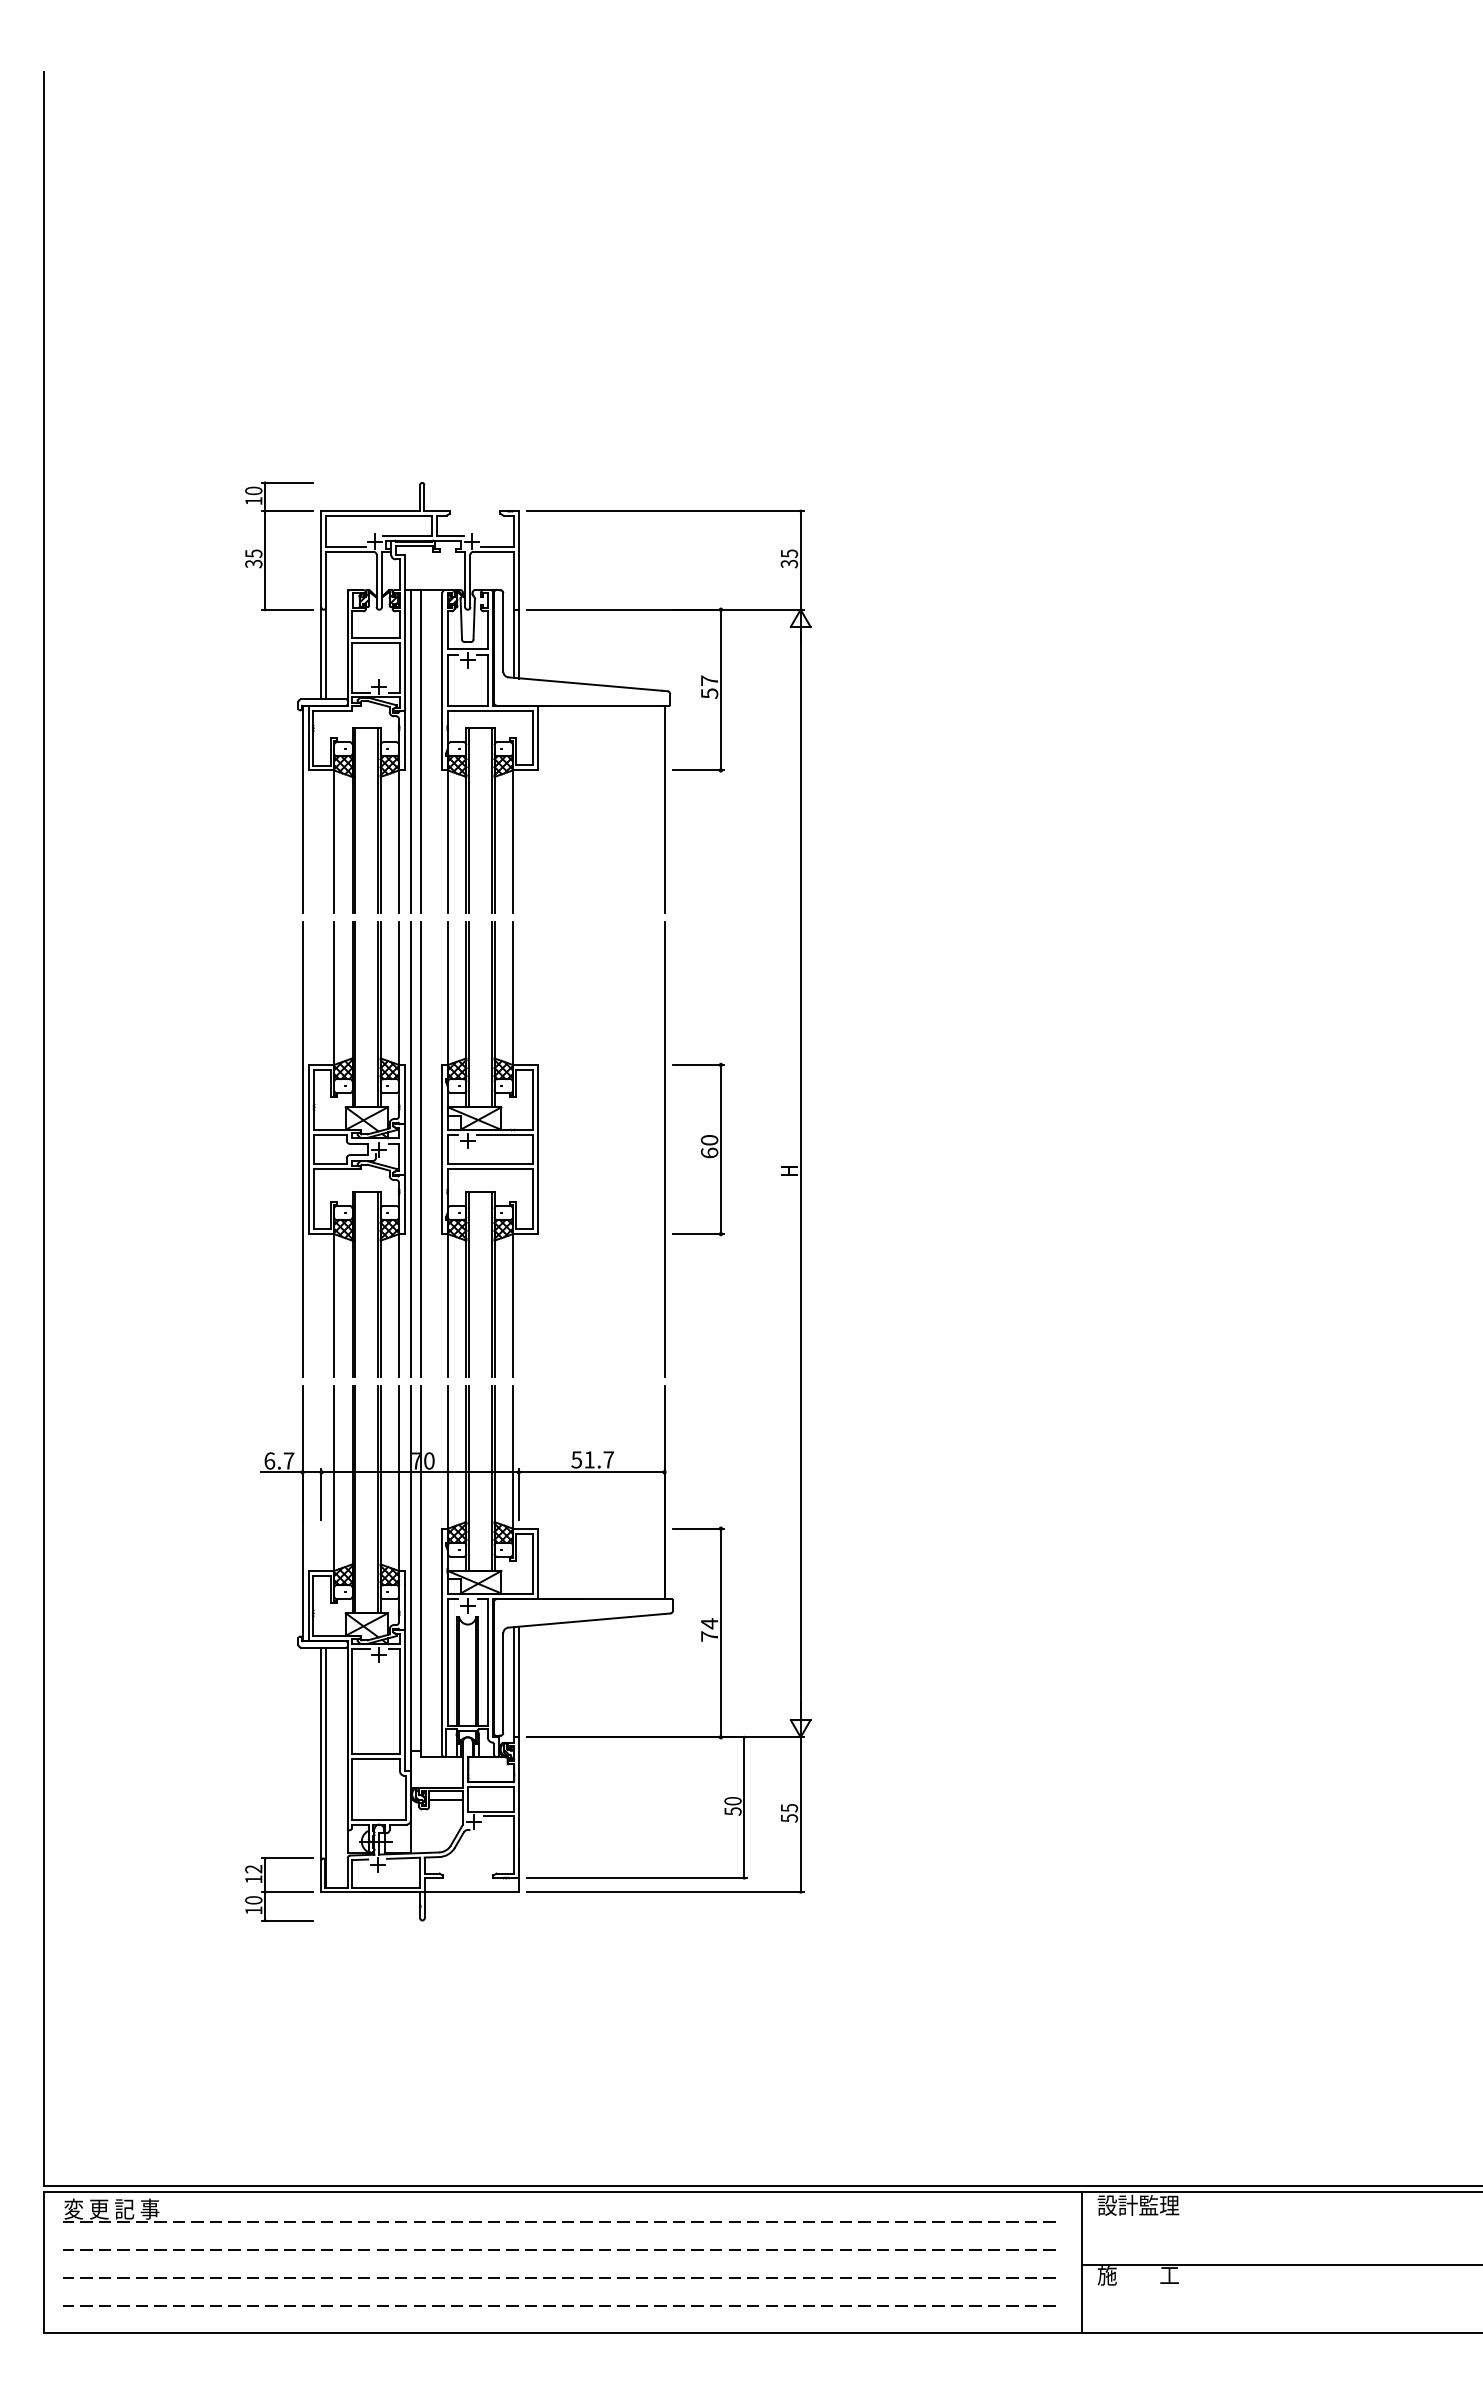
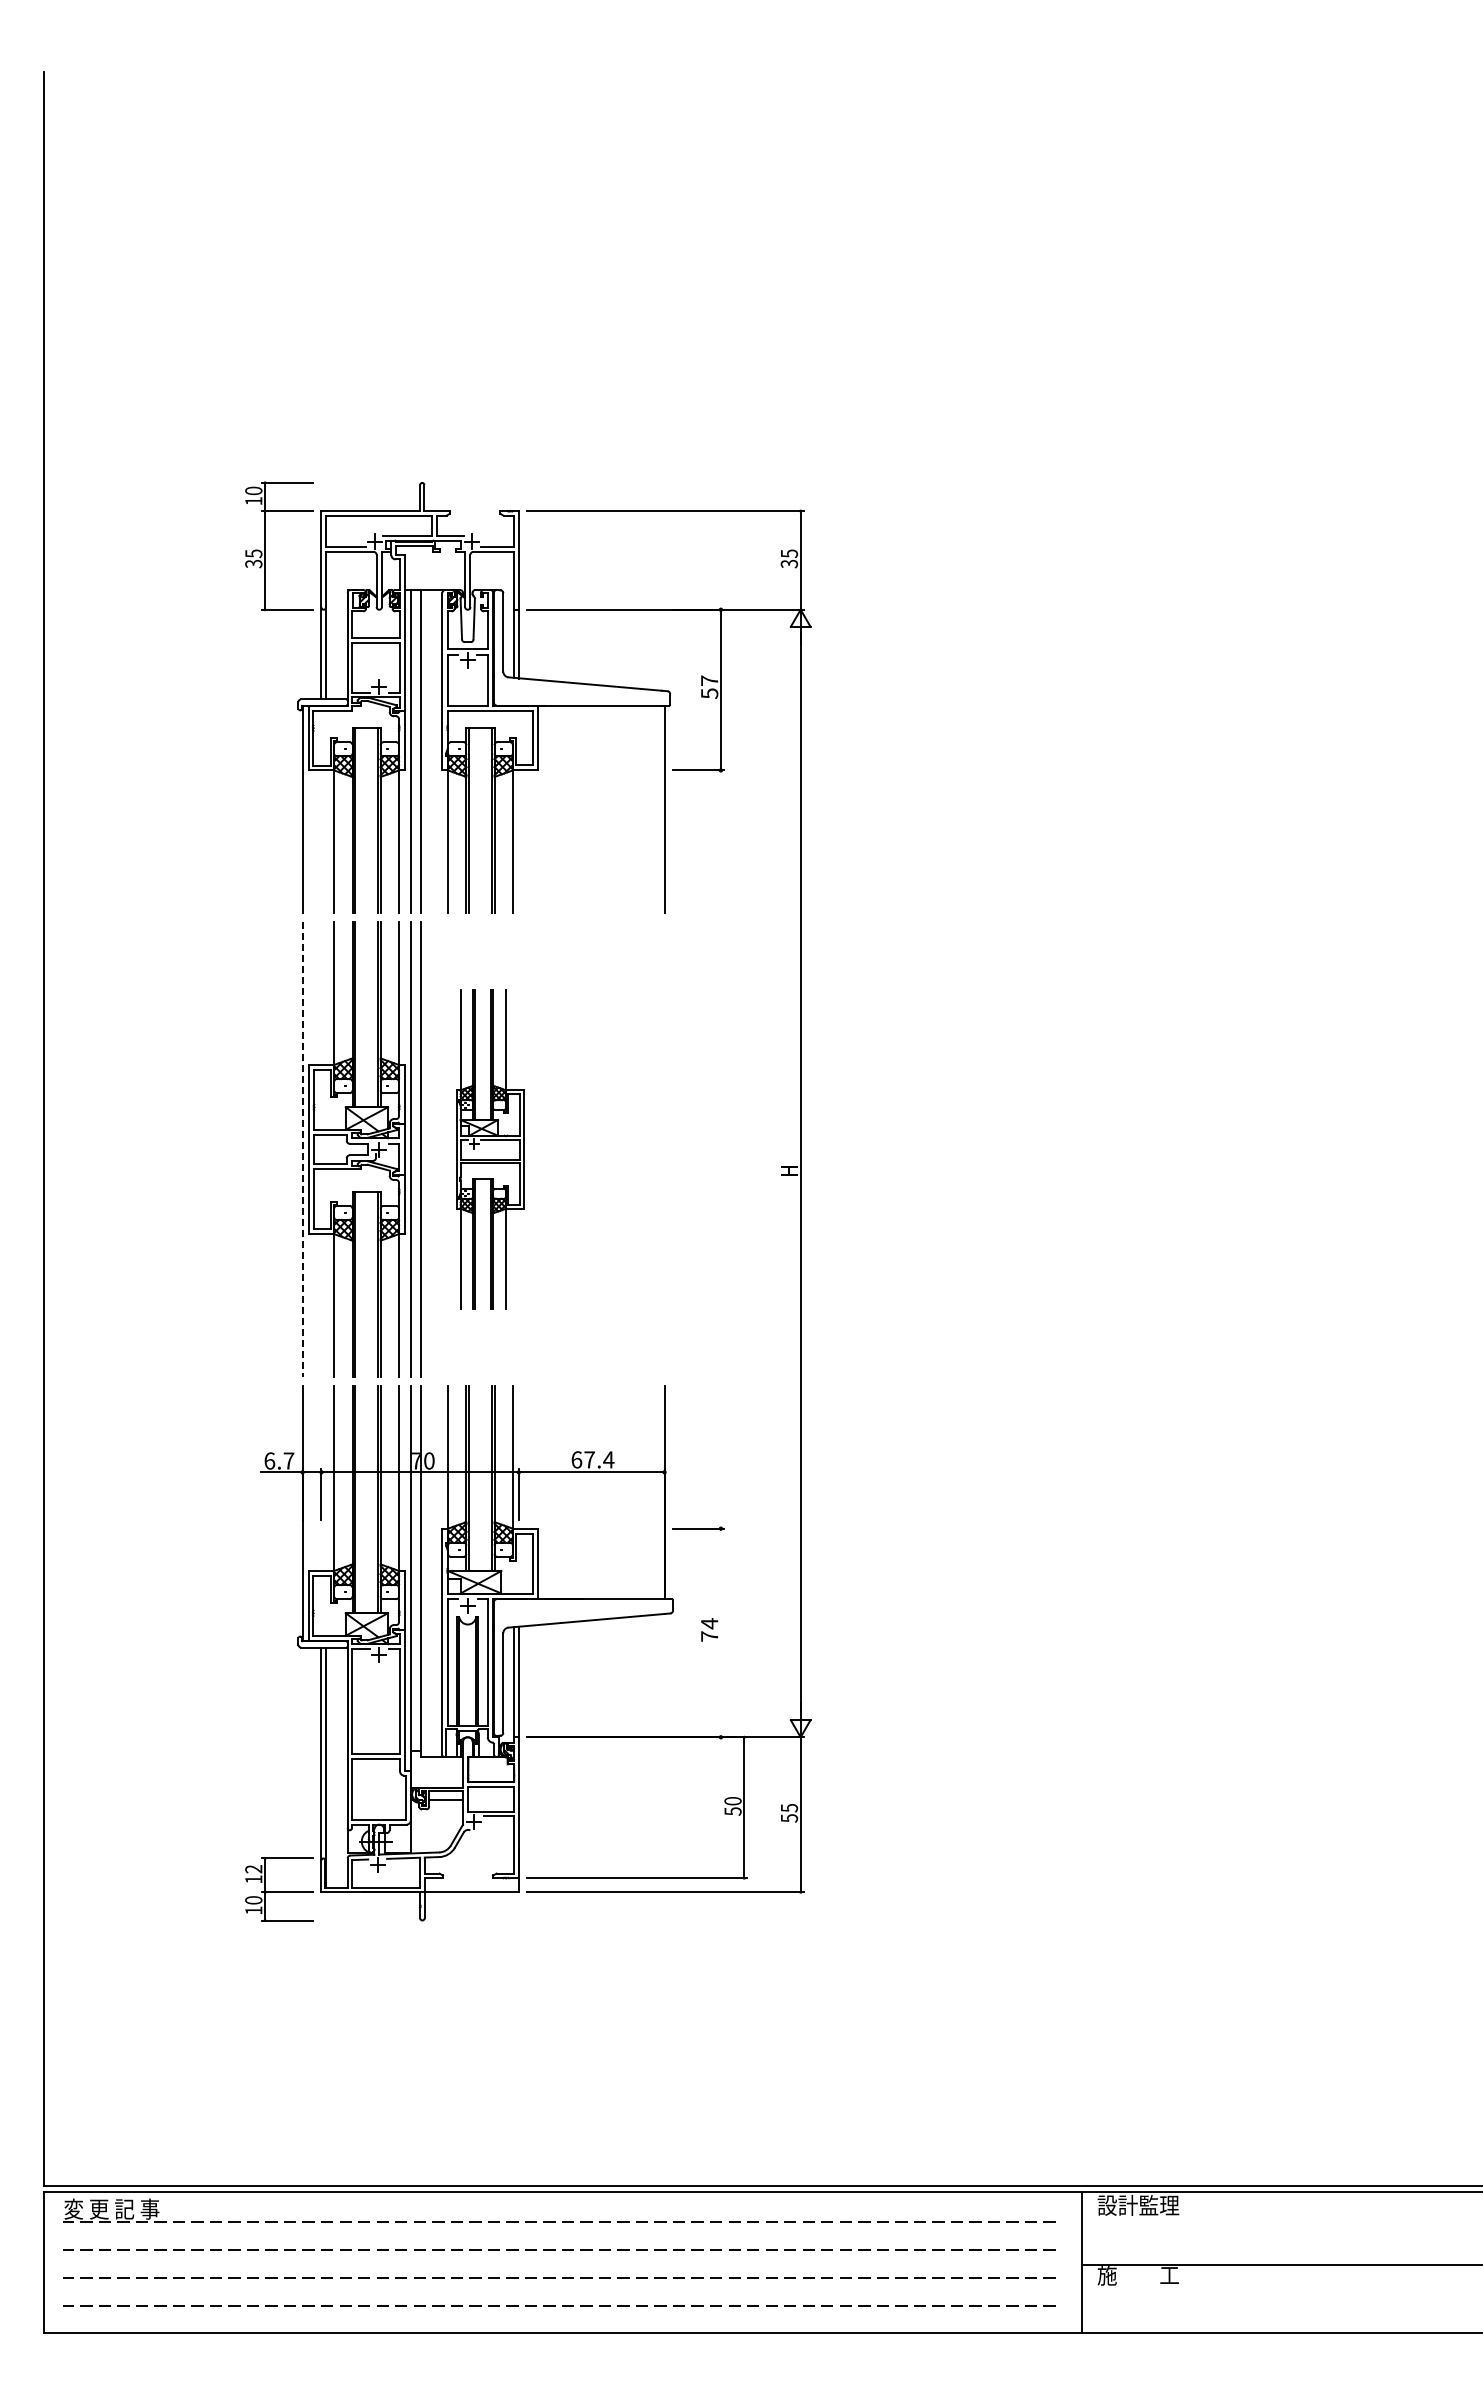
line: solid -> dashed (302, 1149)
part size: 98x457 px -> 69x321 px (490, 1149)
part: present -> none (701, 1149)
text: 51.7 -> 67.4 (592, 1459)
line: present -> none (720, 1632)
